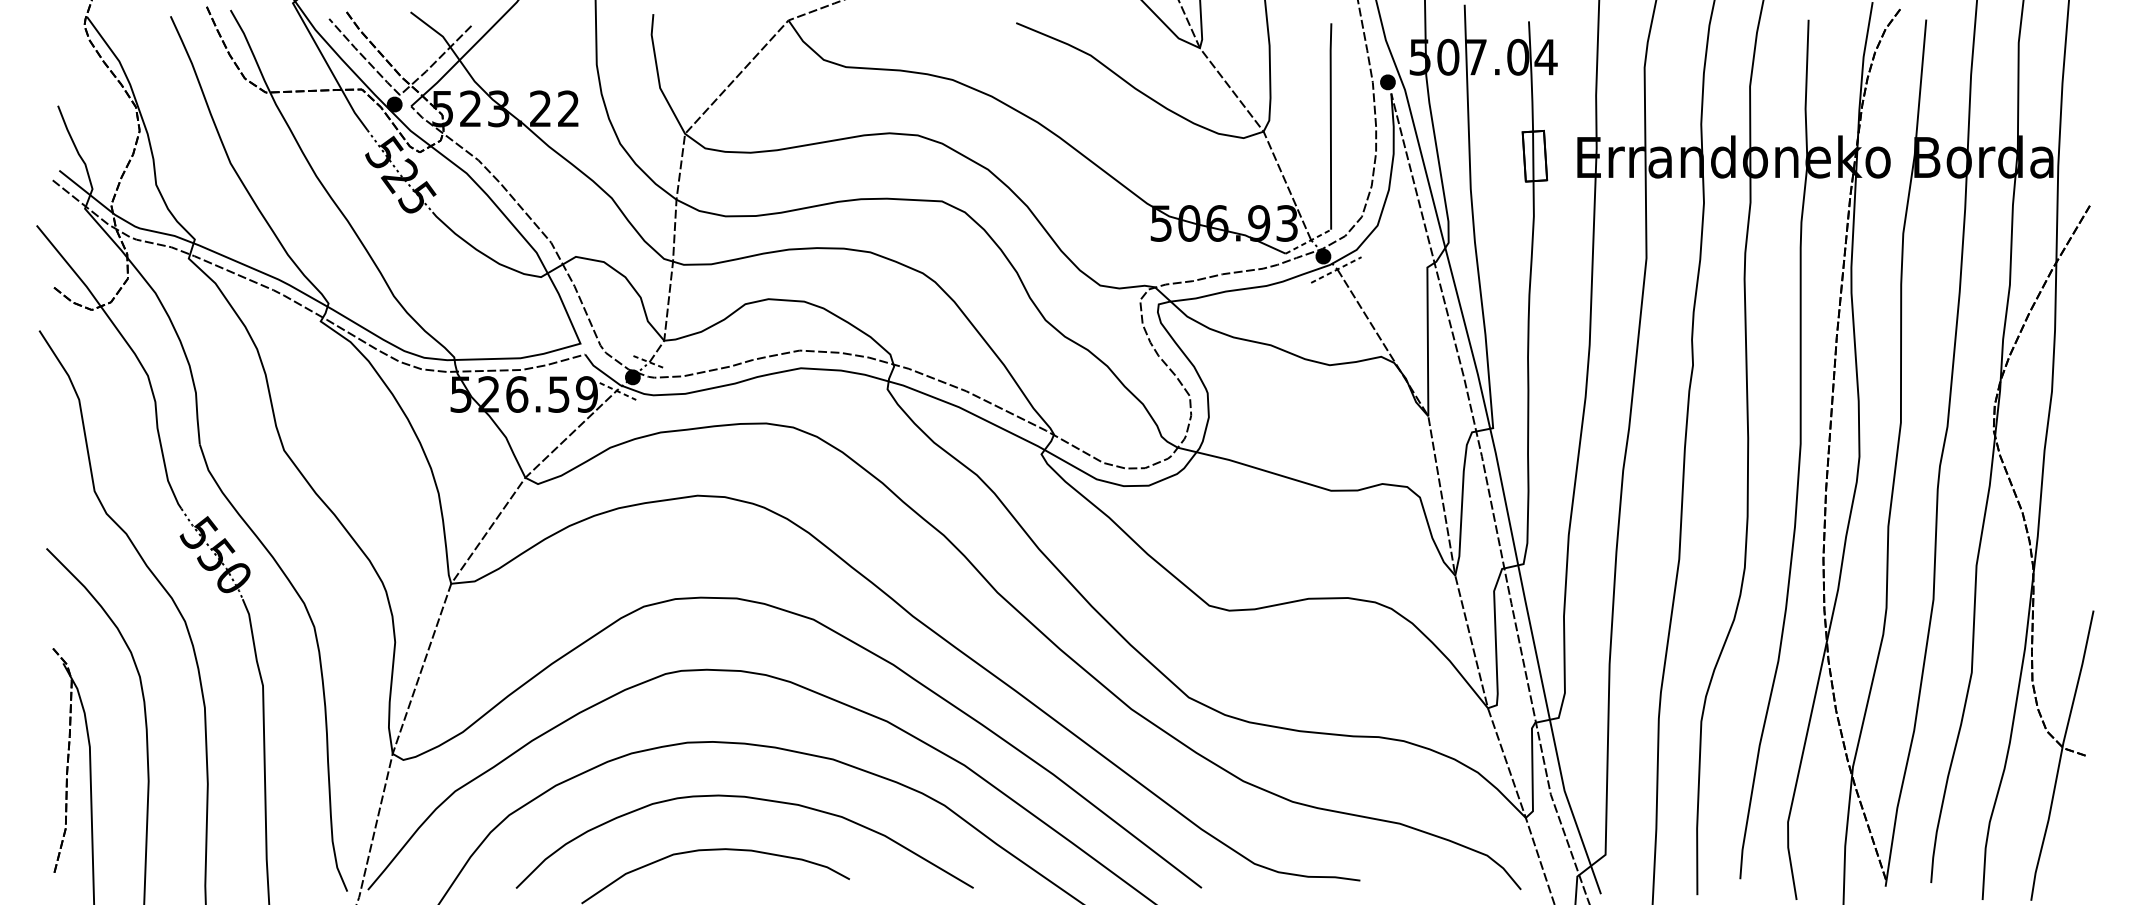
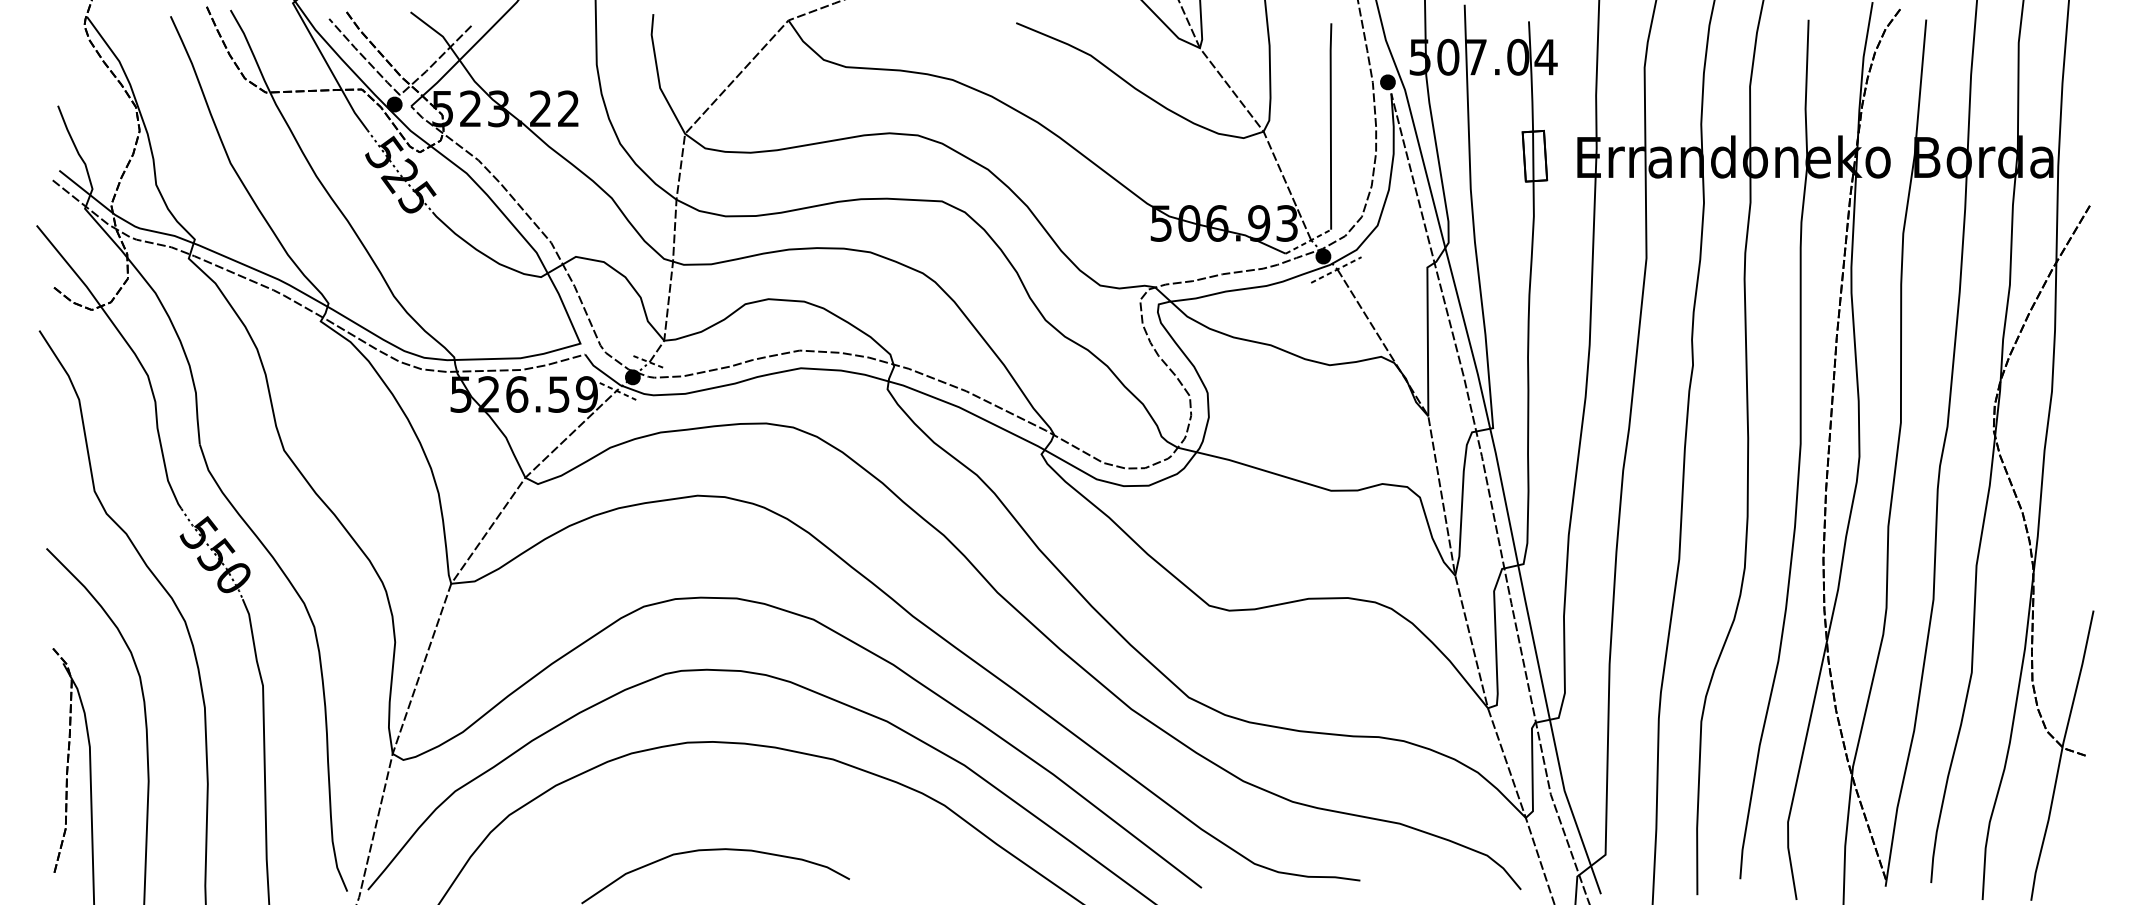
curve: present -> none (747, 798)
